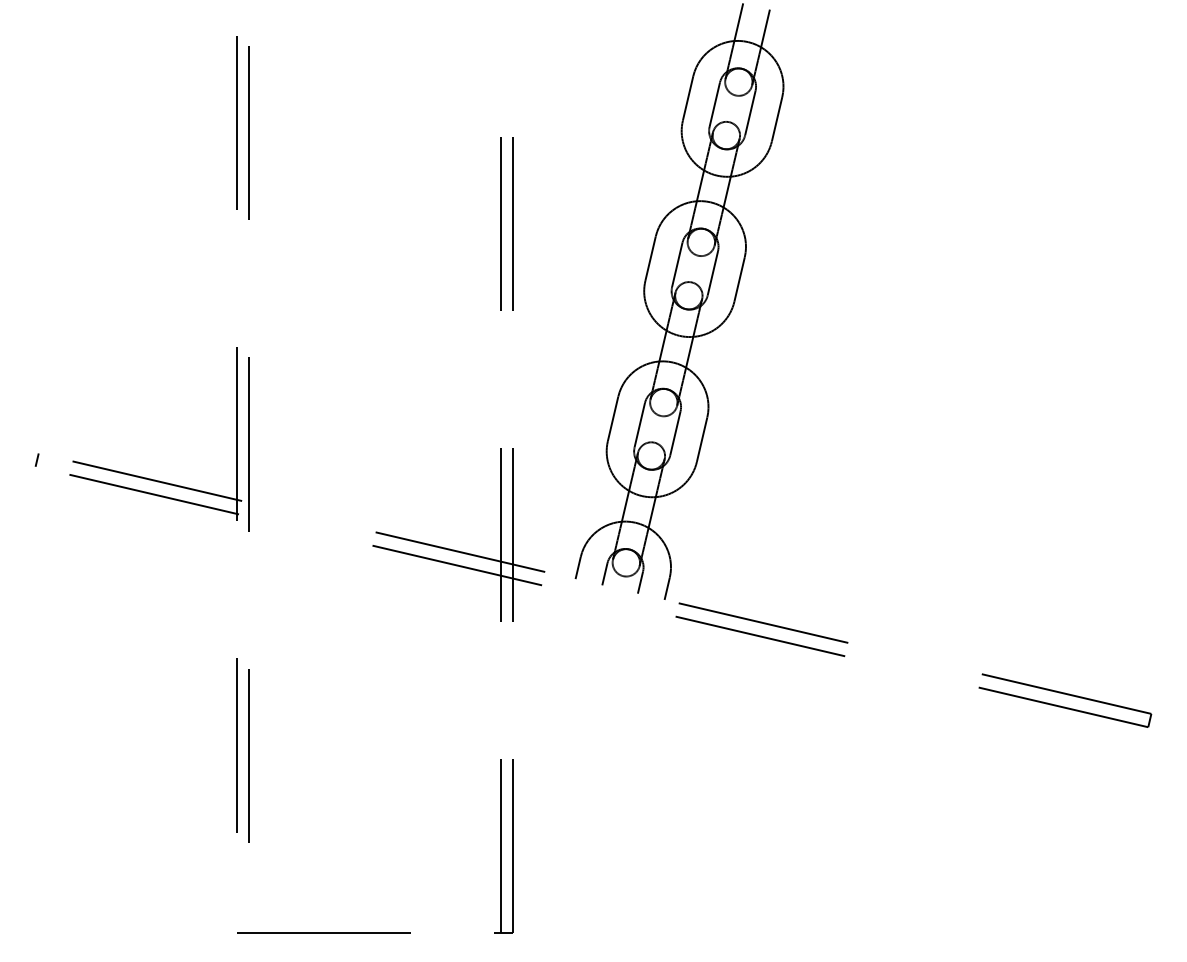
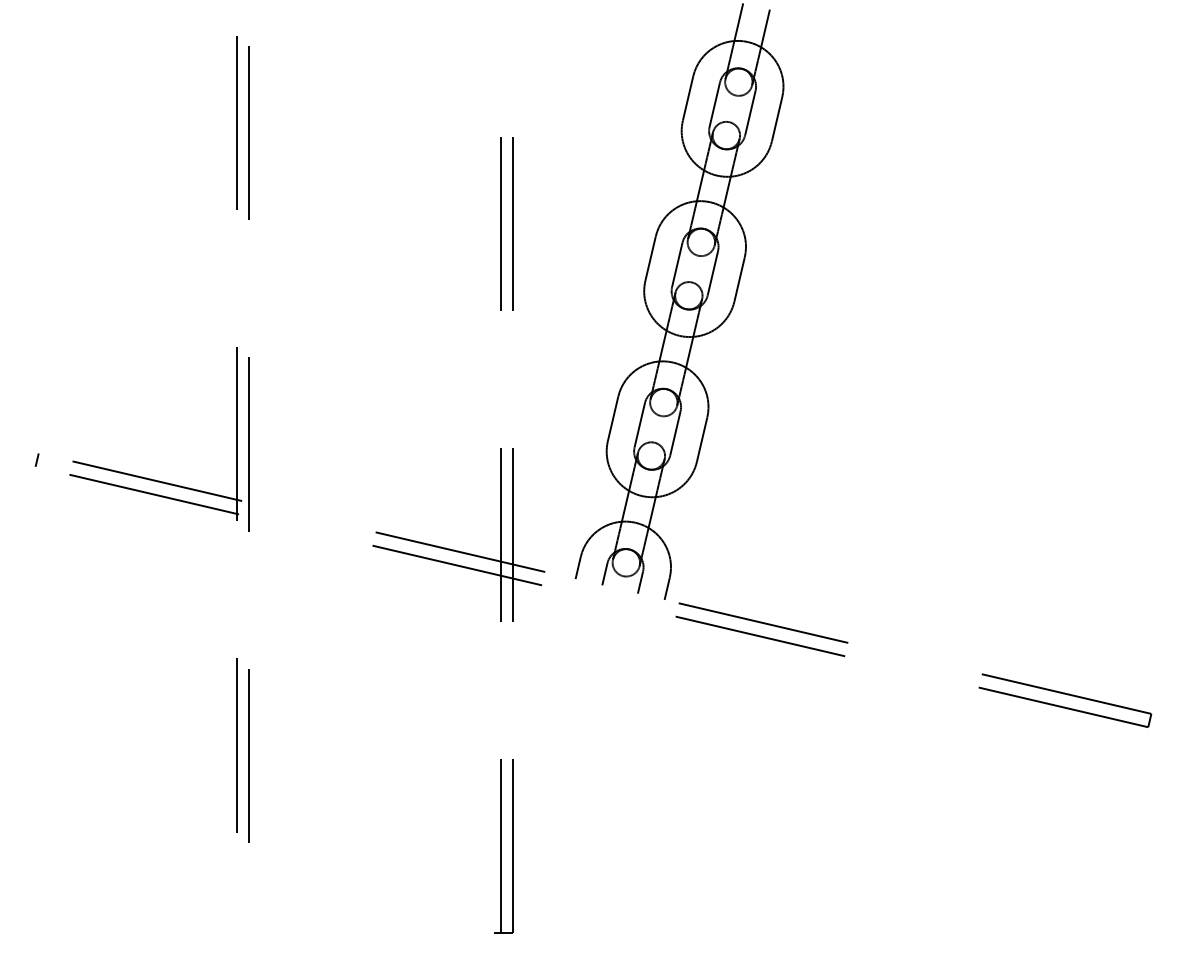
line: present -> none (323, 932)
